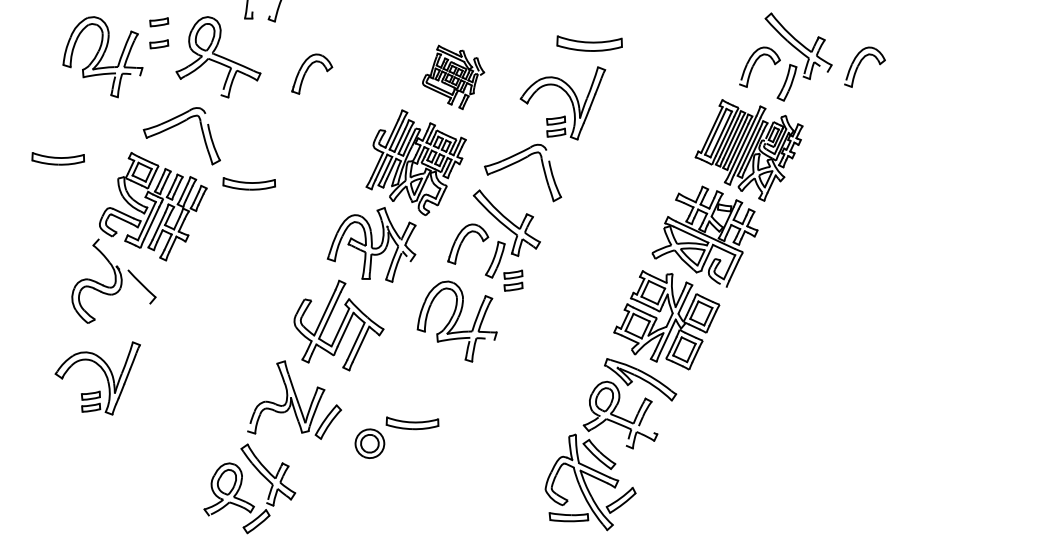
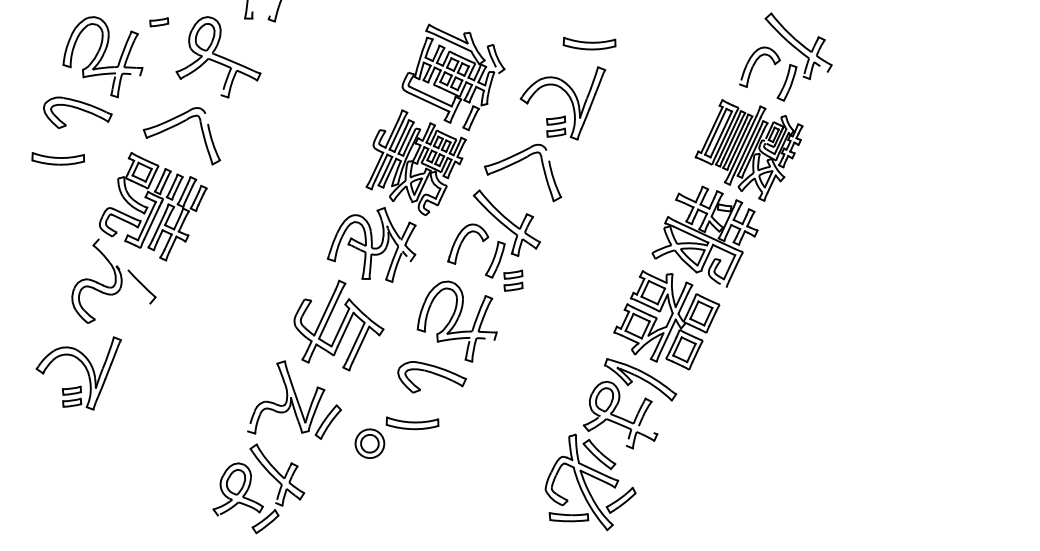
part size: 67x17 px -> 55x15 px (589, 43)
part: present -> none (159, 44)
part: present -> none (864, 66)
part: present -> none (312, 73)
part size: 64x66 px -> 105x109 px (453, 77)
part: none -> present (77, 112)
part: present -> none (248, 183)
part position: (104, 374) -> (85, 369) (85, 369)
part: none -> present (432, 377)
part position: (241, 486) -> (250, 486) (250, 486)
